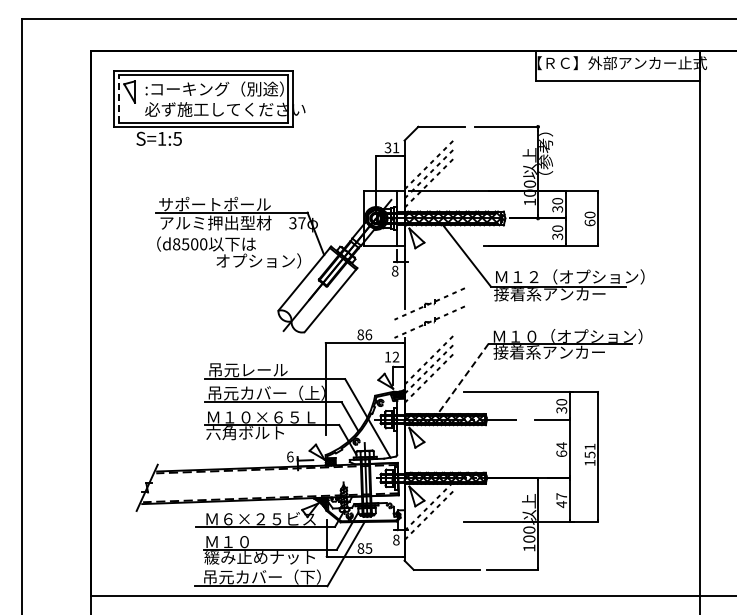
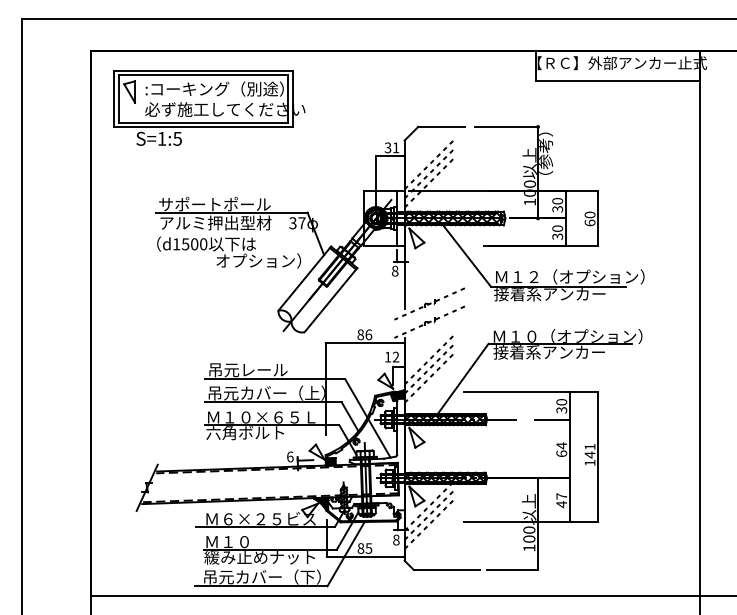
line: dashed -> solid (118, 98)
text: d8500 -> d1500 (176, 244)
line: dashed -> solid (462, 379)
text: 151 -> 141 (589, 455)
line: none -> present (429, 523)
